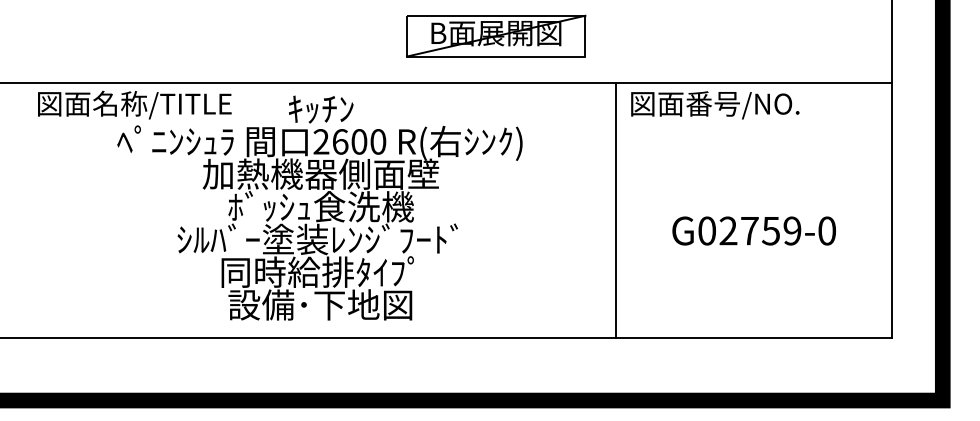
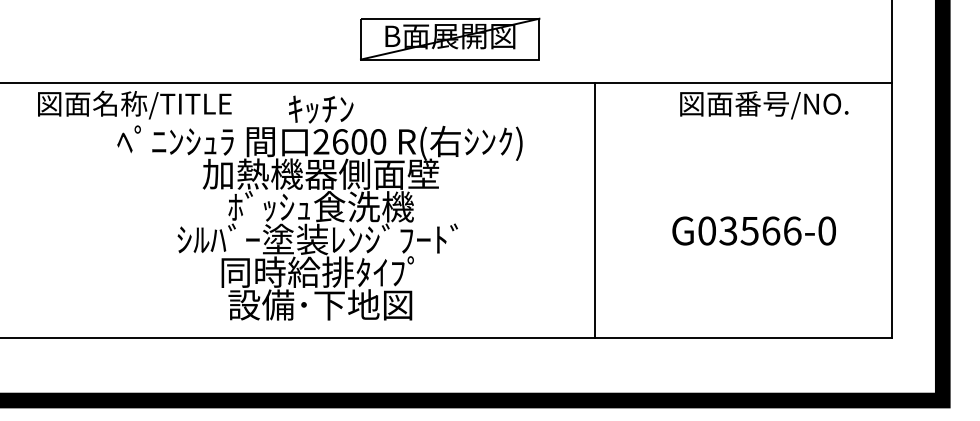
part position: (496, 35) -> (450, 38) (450, 38)
text position: (715, 105) -> (764, 105) (764, 105)
line position: (616, 210) -> (595, 210) (595, 210)
text: G02759-0 -> G03566-0 (760, 230)
